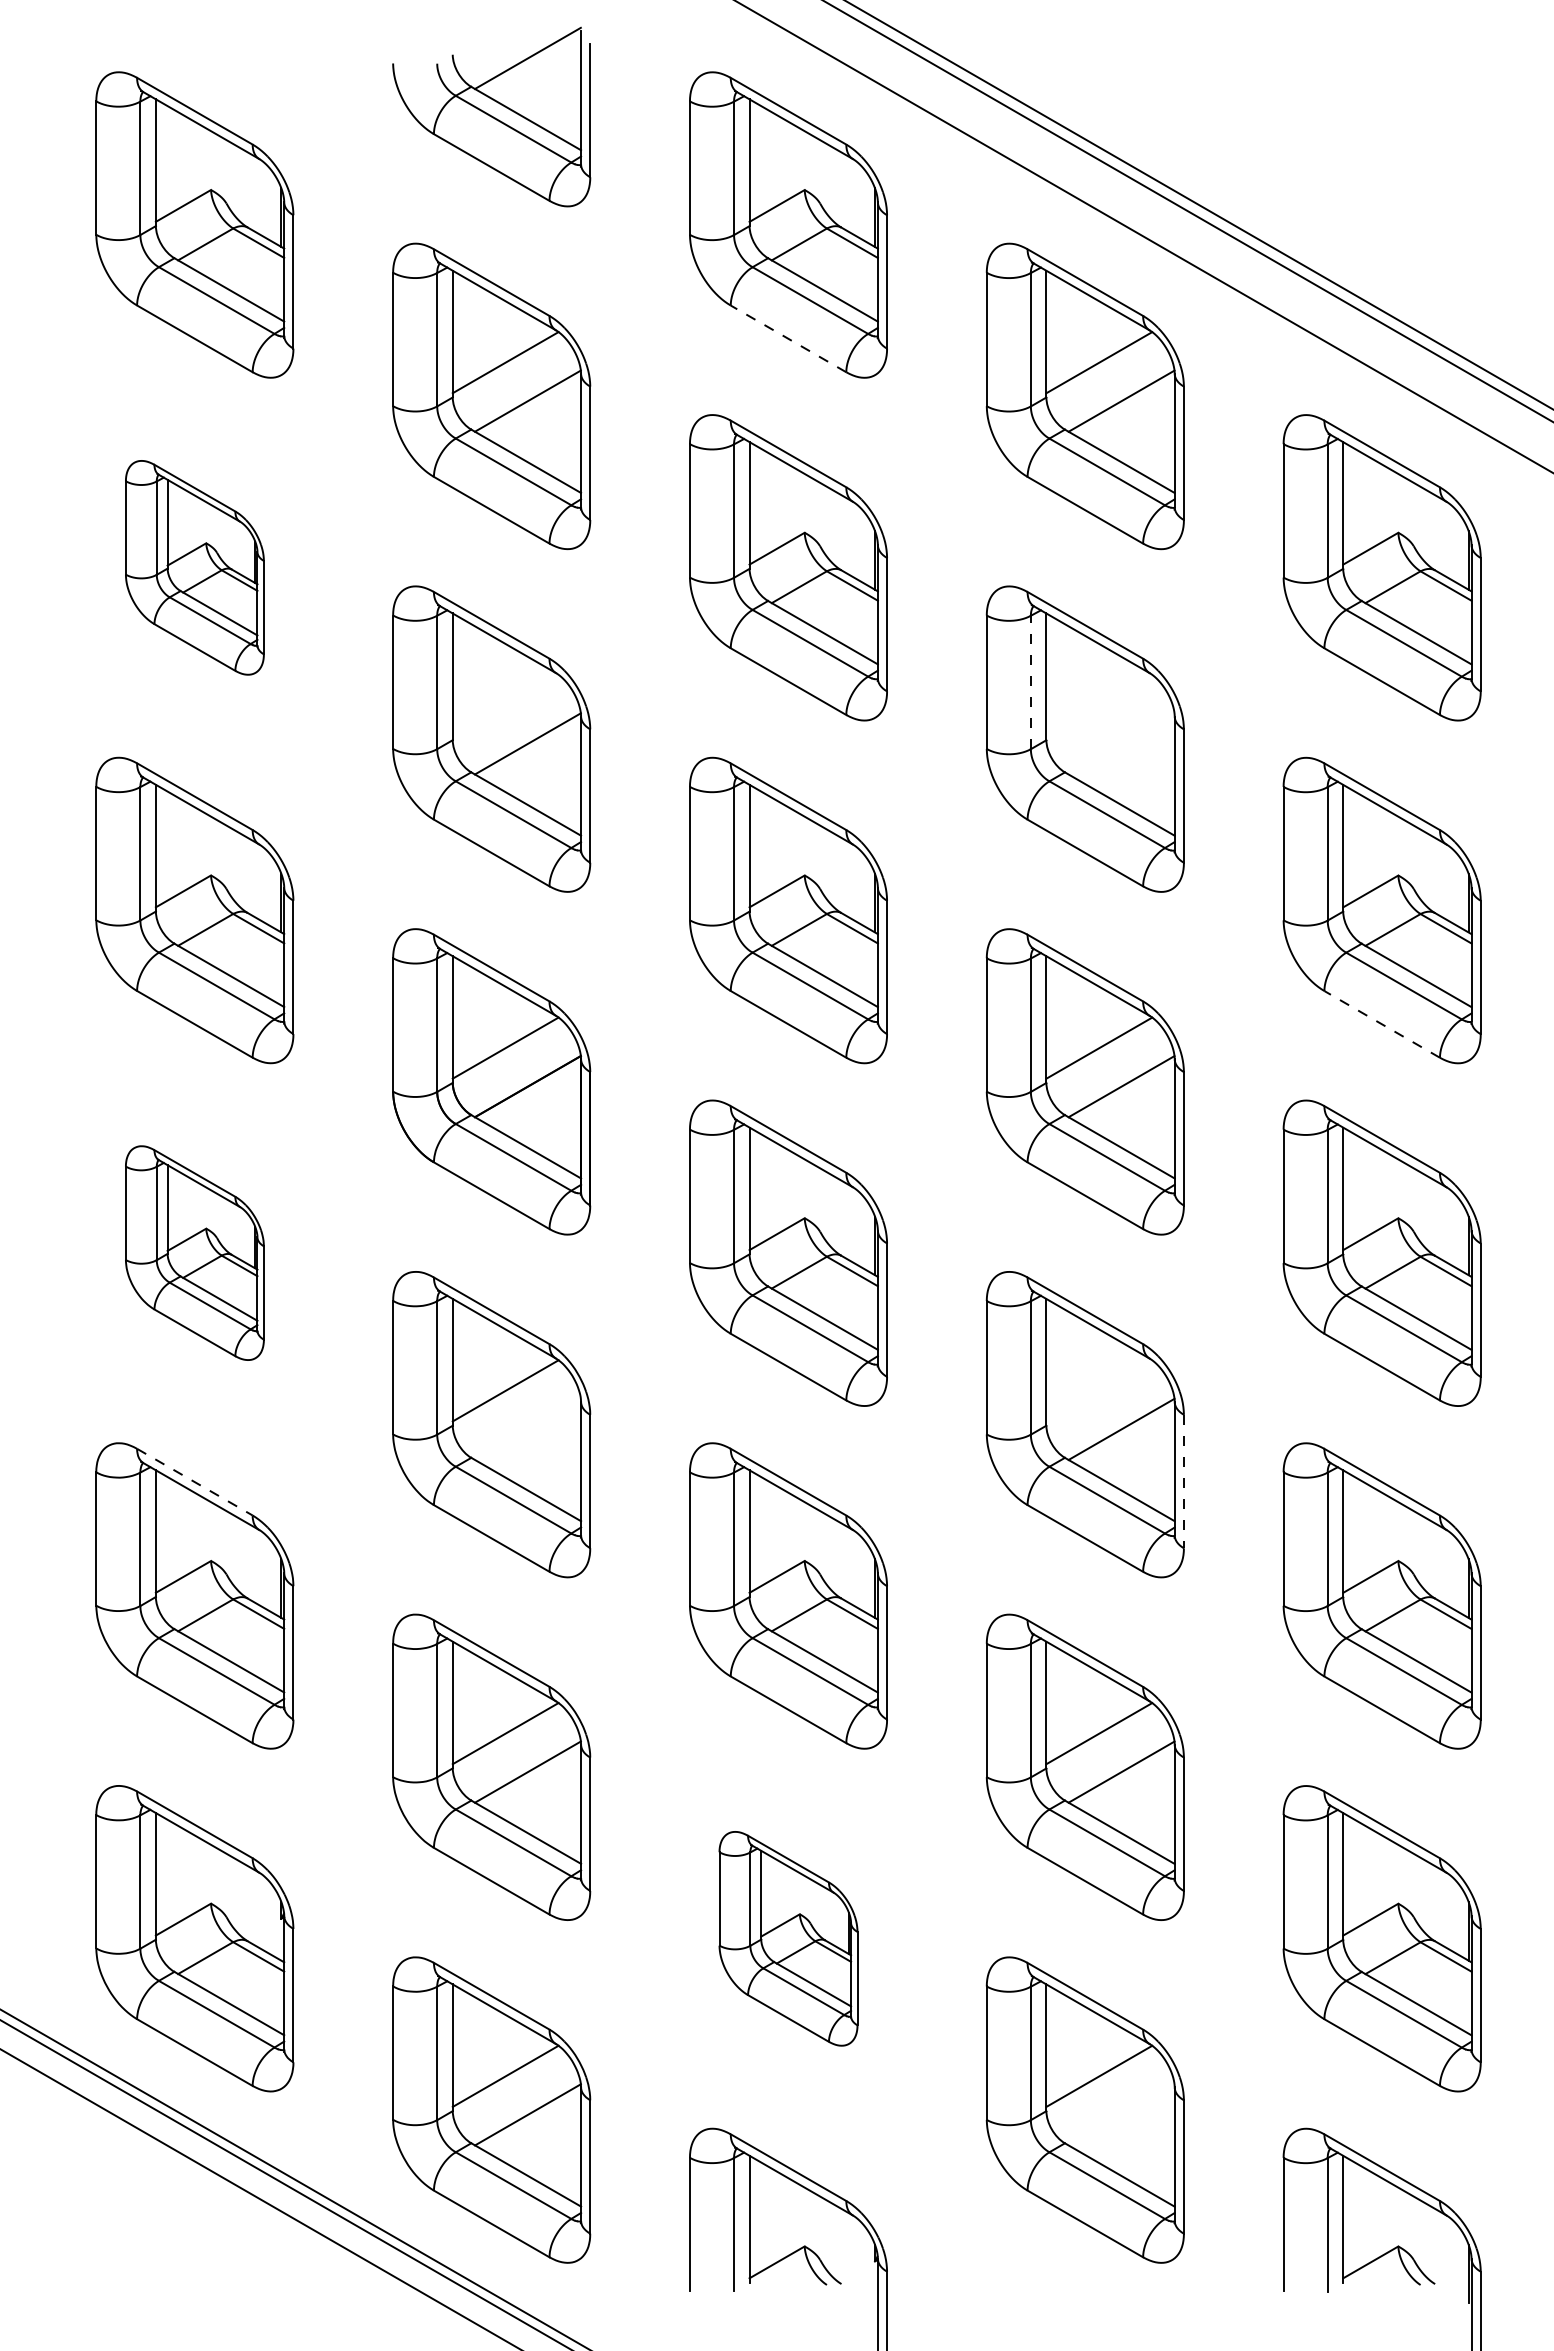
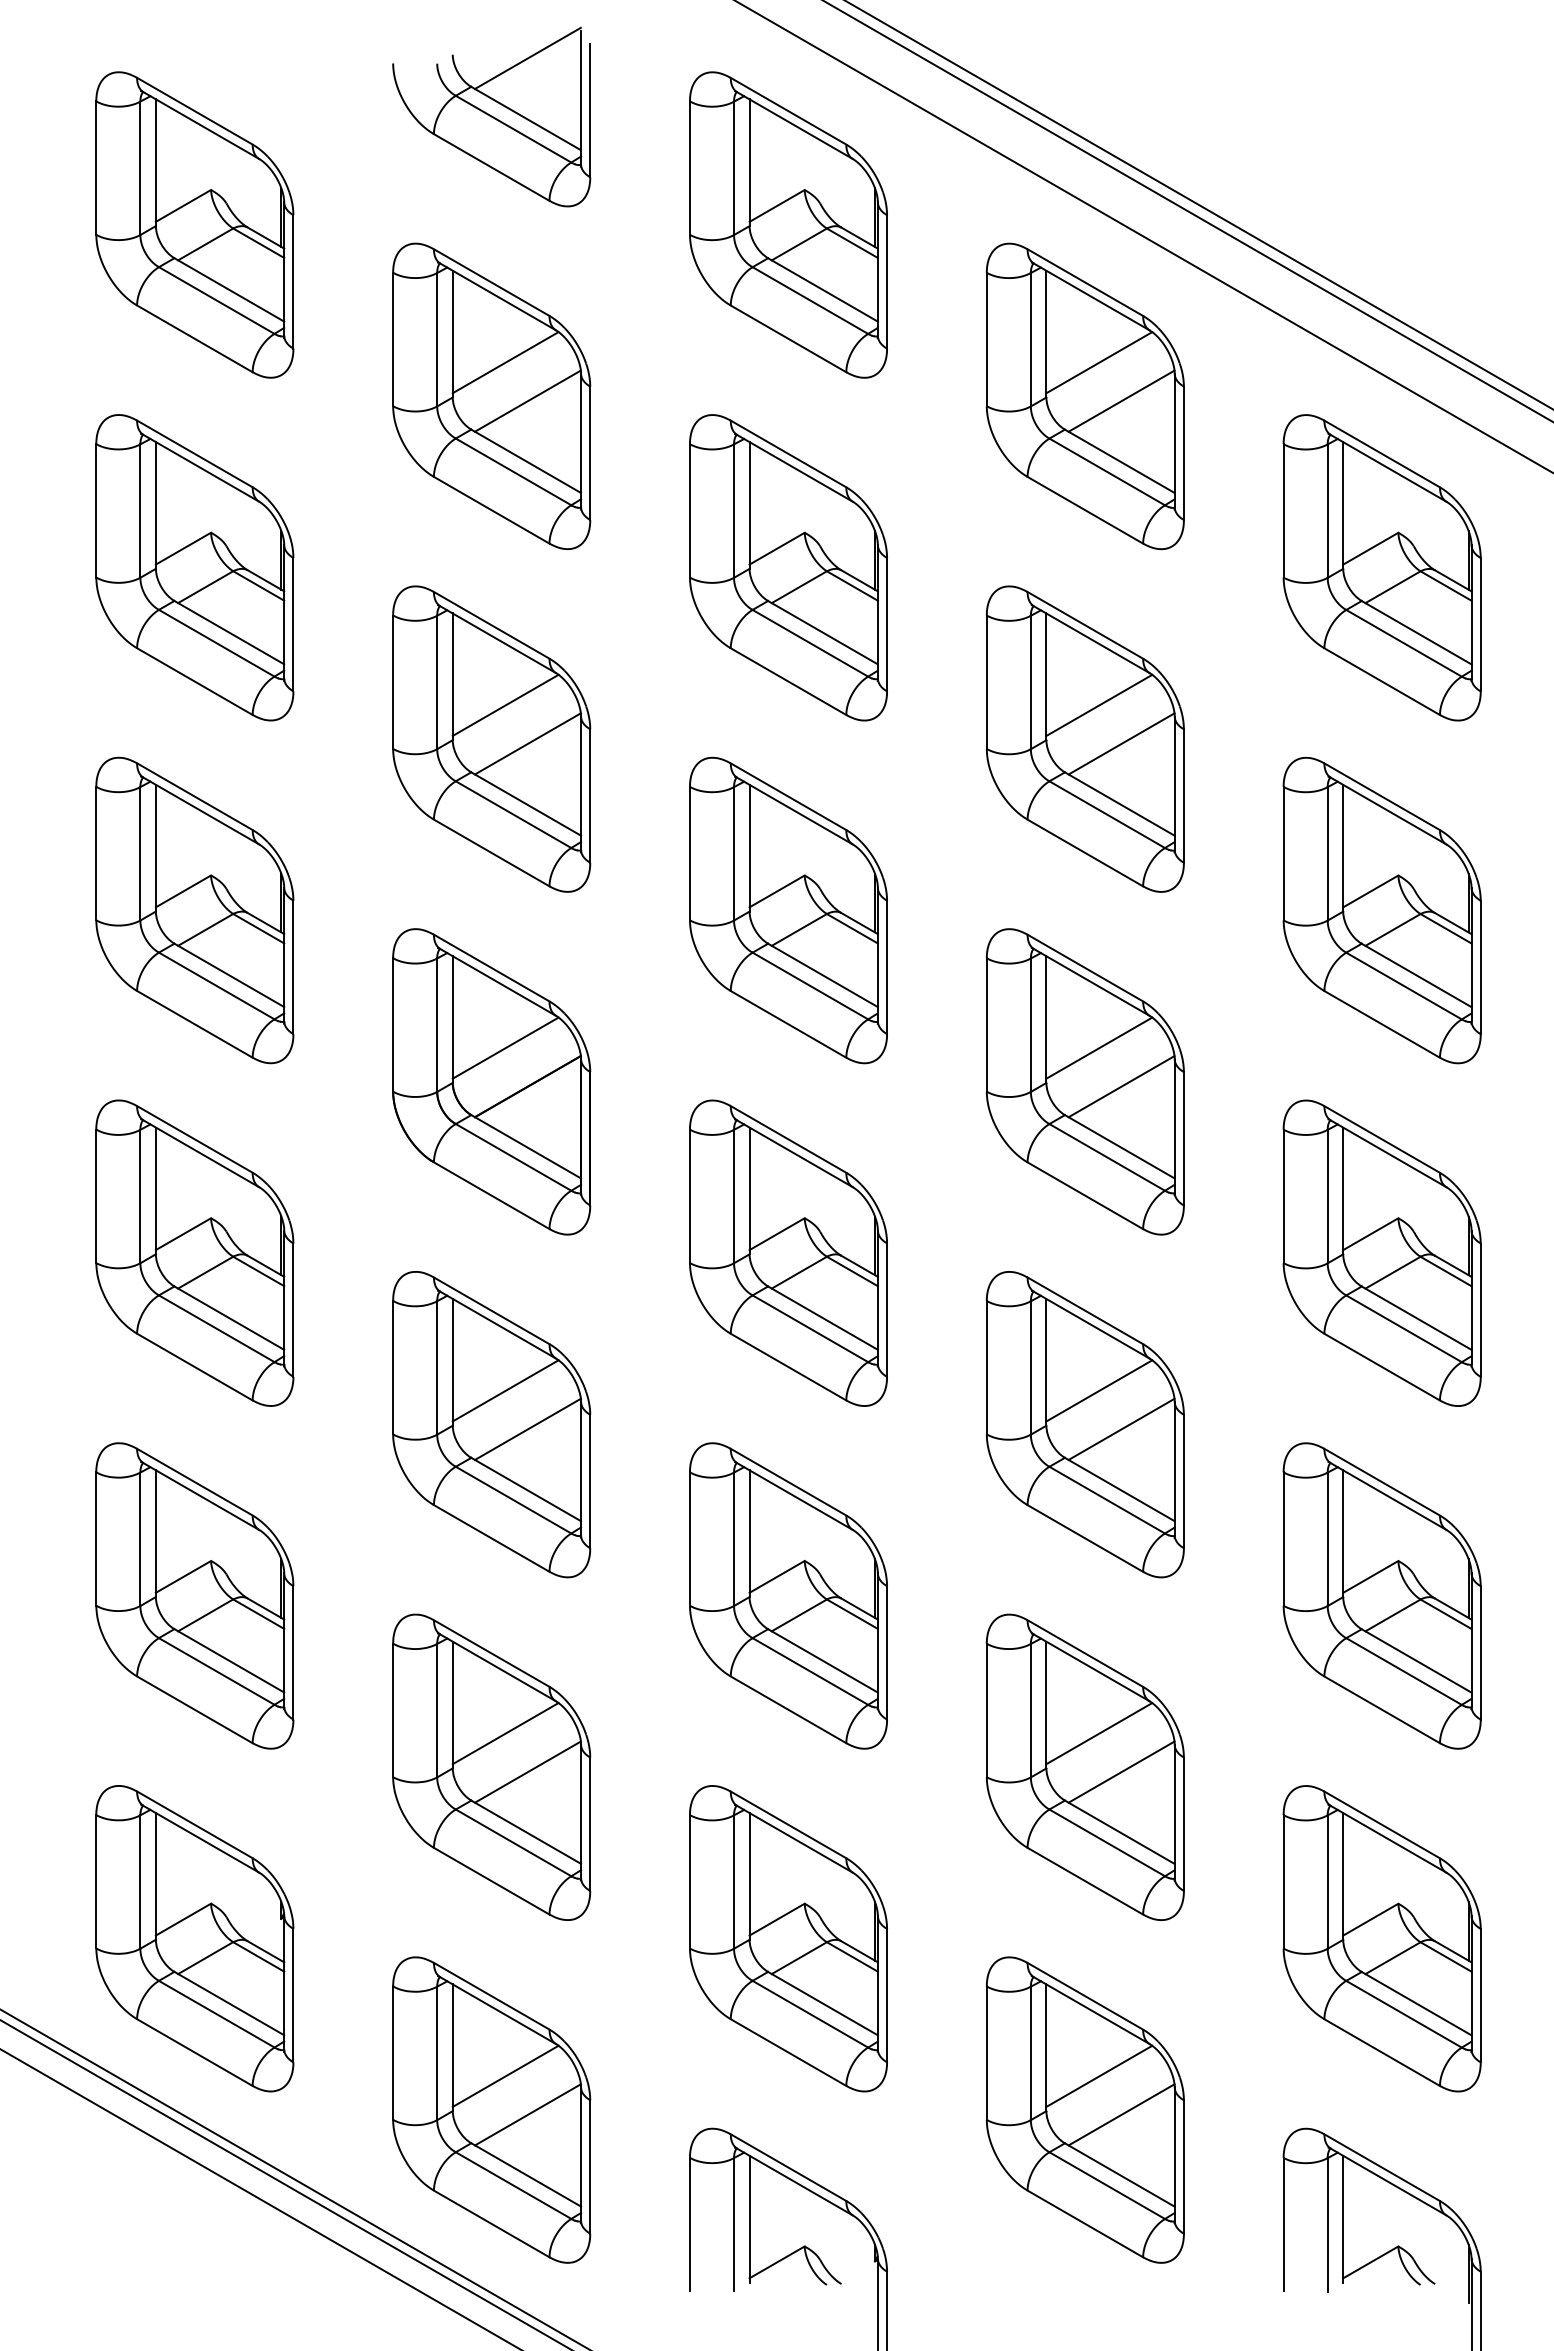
line: dashed -> solid (788, 338)
part size: 140x216 px -> 200x308 px (194, 567)
line: dashed -> solid (1030, 682)
line: none -> present (505, 704)
line: none -> present (1099, 704)
line: none -> present (1121, 743)
line: dashed -> solid (1382, 1024)
part size: 140x216 px -> 200x308 px (194, 1252)
line: none -> present (1099, 1390)
line: none -> present (527, 1428)
line: dashed -> solid (1183, 1481)
line: dashed -> solid (194, 1482)
part size: 141x216 px -> 199x308 px (788, 1938)
line: none -> present (1121, 2114)
